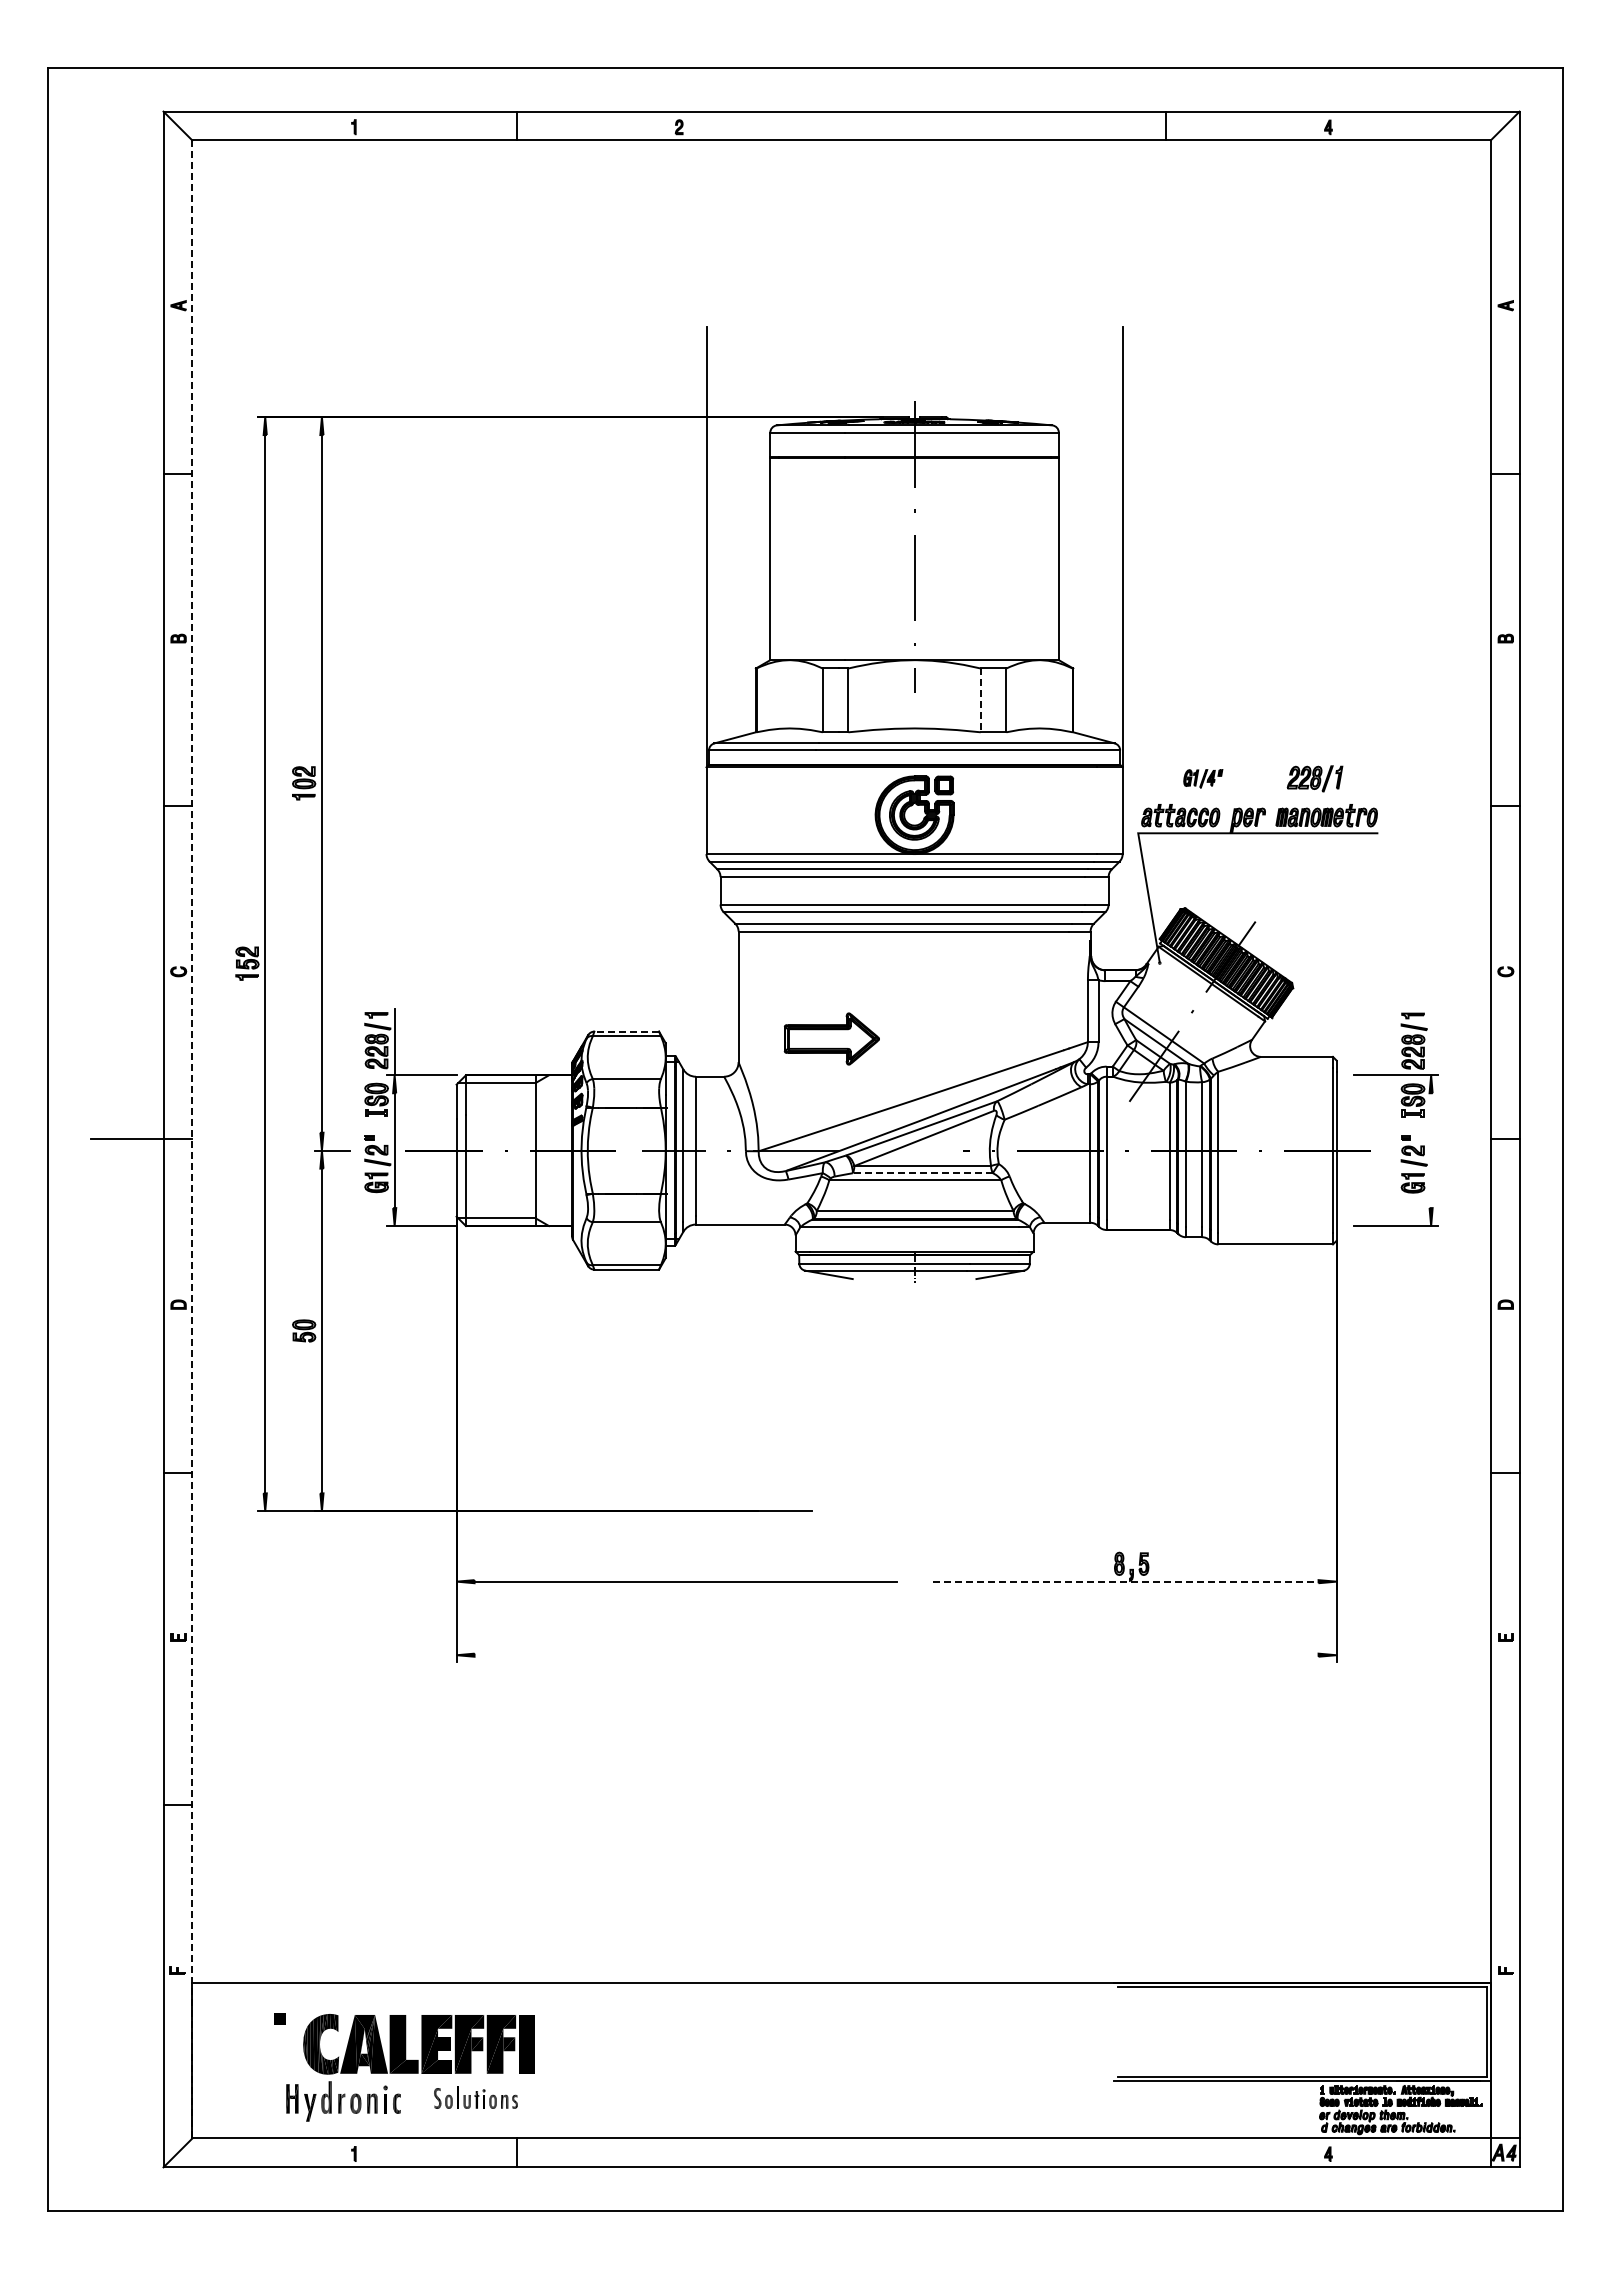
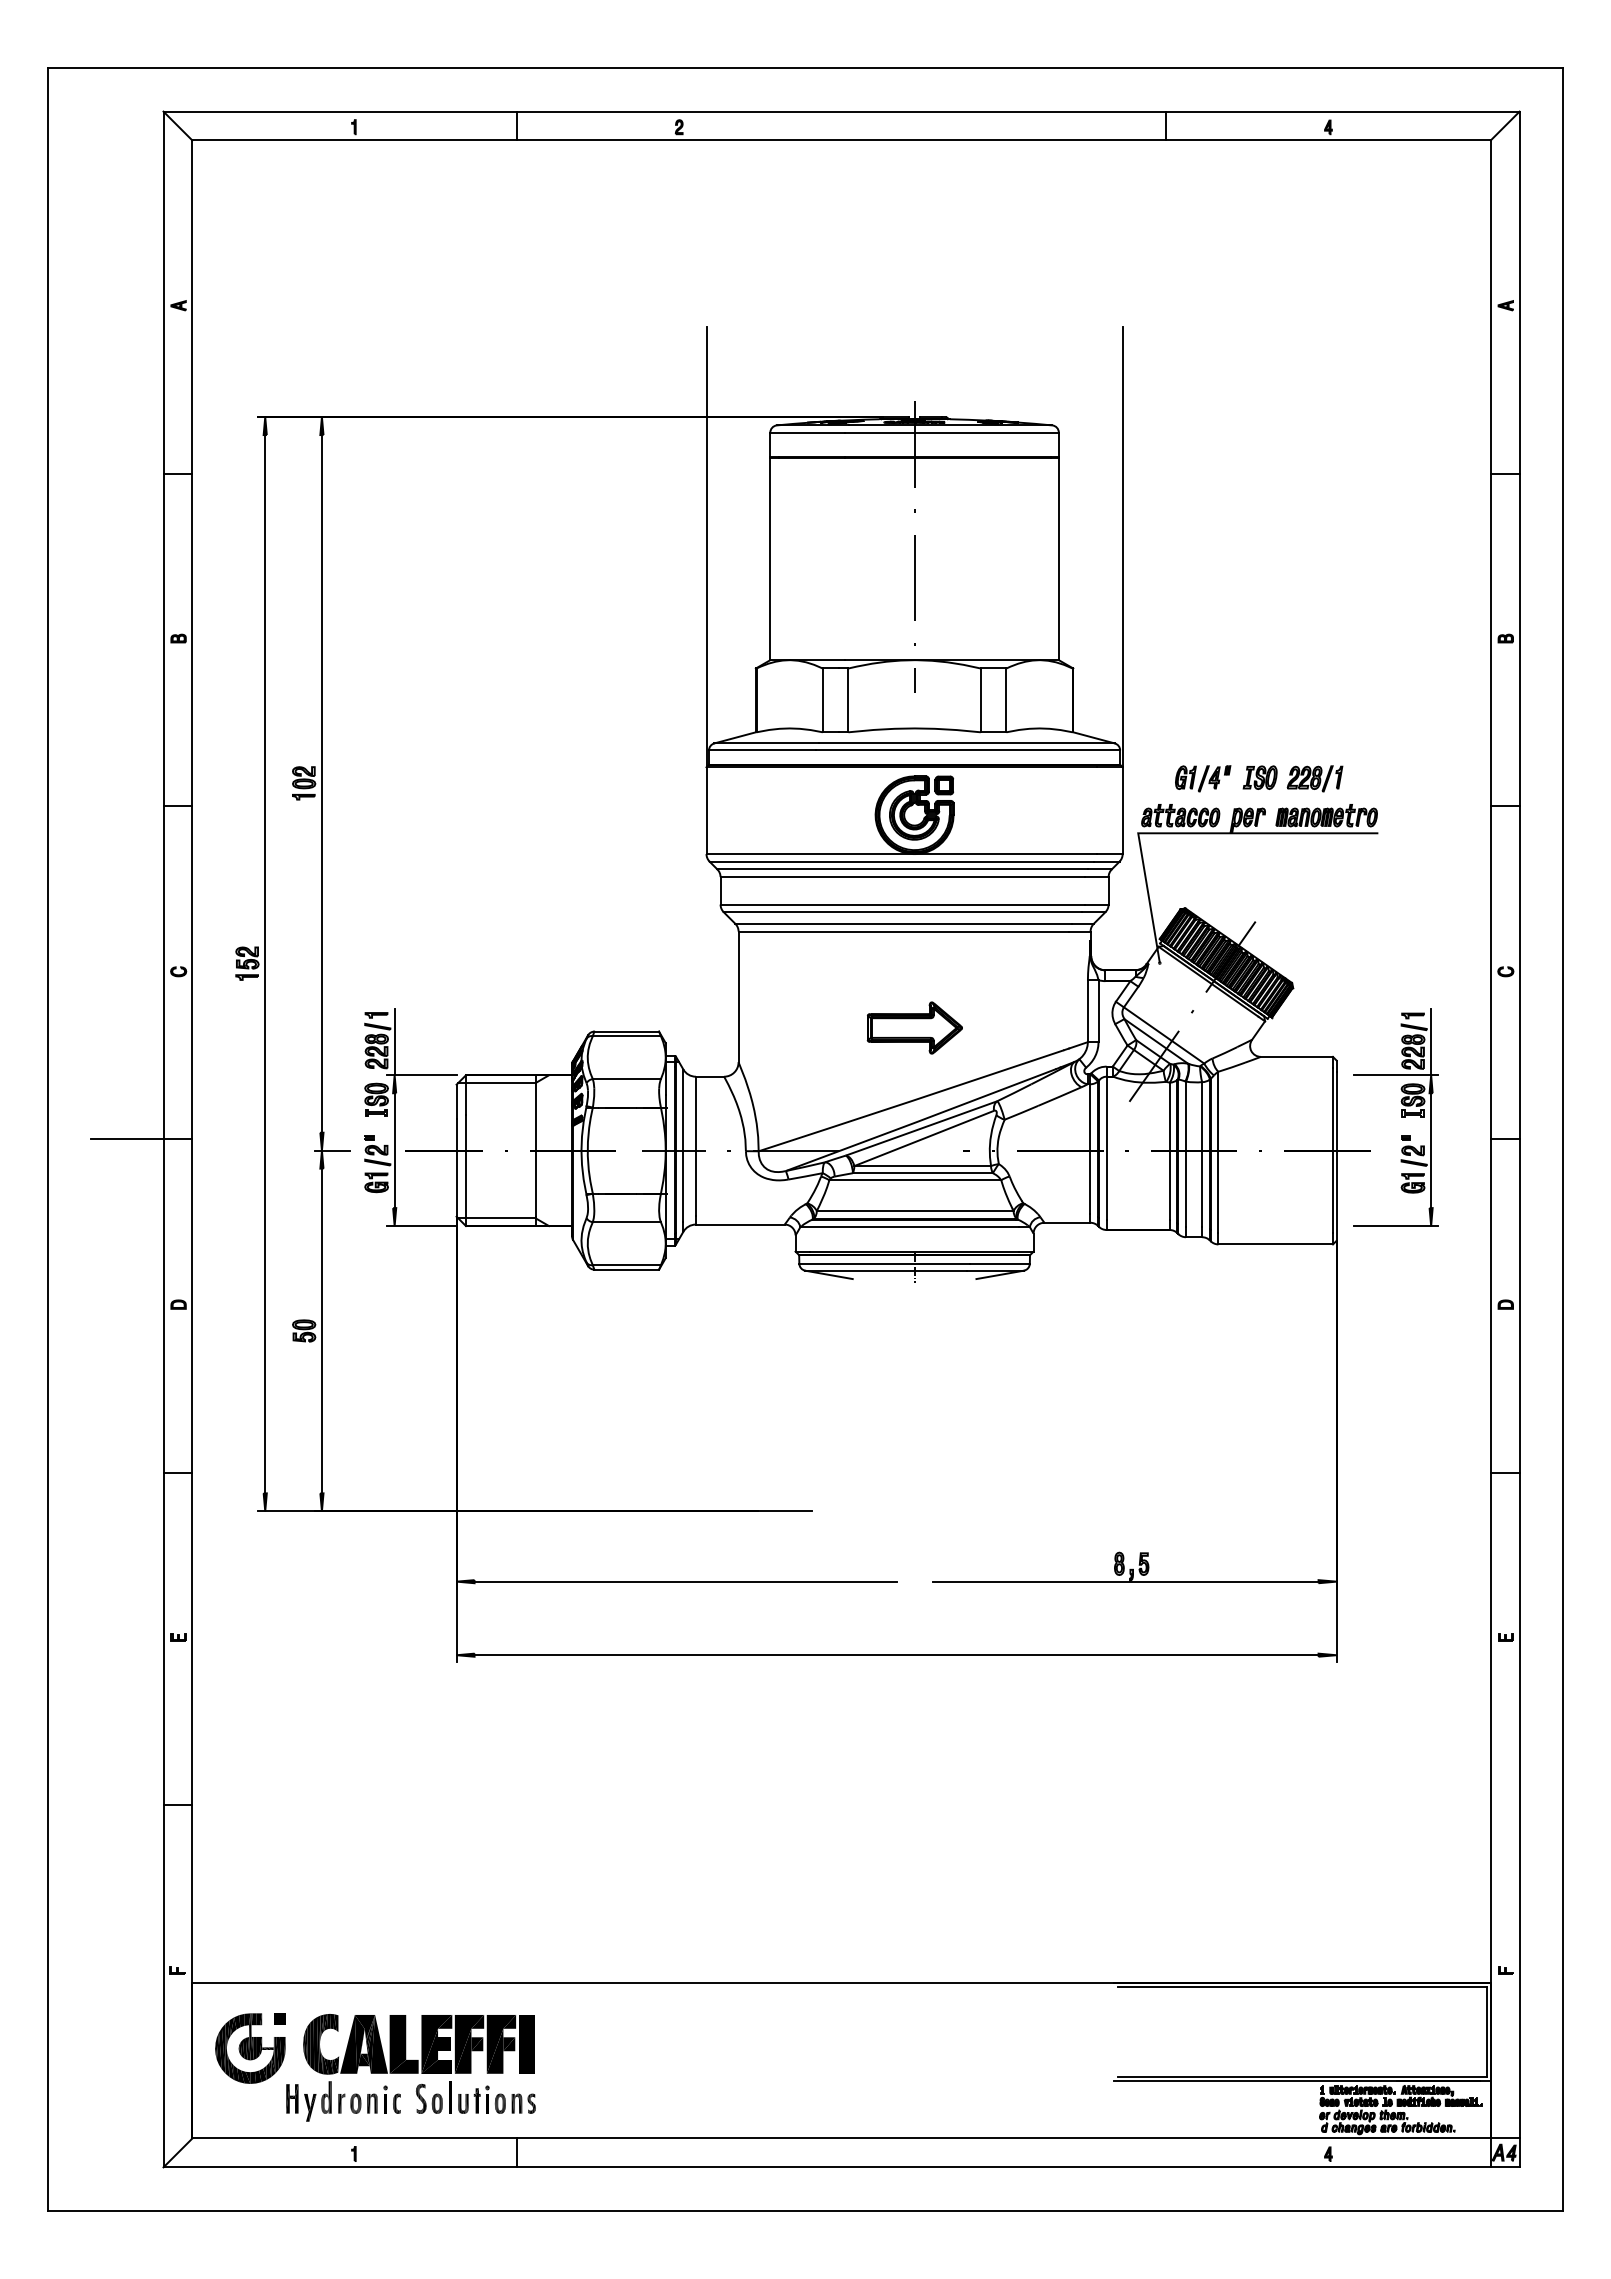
line: dashed -> solid (980, 700)
part: none -> present (1259, 777)
part size: 41x20 px -> 57x28 px (1203, 778)
line: dashed -> solid (626, 1031)
part position: (831, 1038) -> (914, 1027) (914, 1027)
line: none -> present (1431, 1042)
line: dashed -> solid (192, 1139)
line: none -> present (1431, 1150)
line: dashed -> solid (922, 1173)
line: dashed -> solid (1125, 1581)
line: none -> present (896, 1655)
part: none -> present (250, 2048)
part size: 84x23 px -> 120x33 px (475, 2097)
